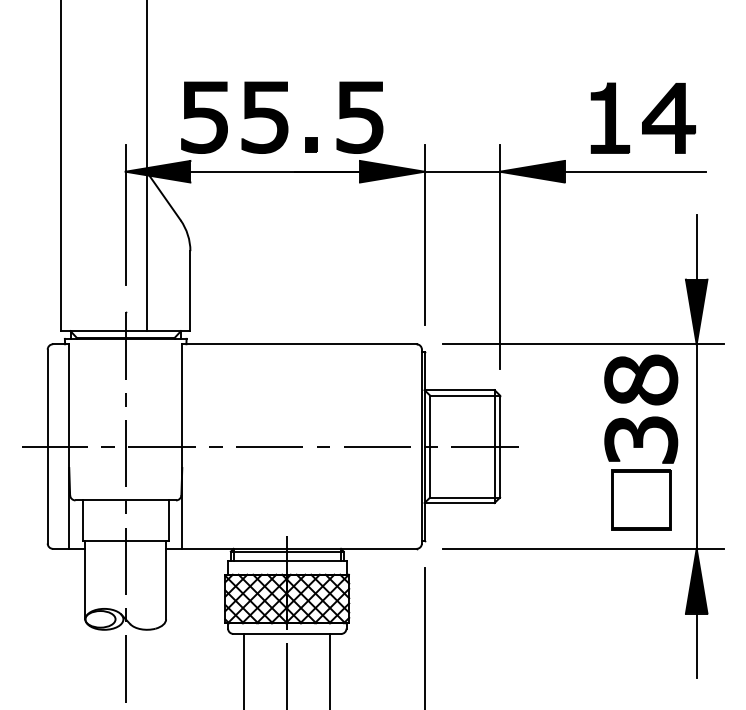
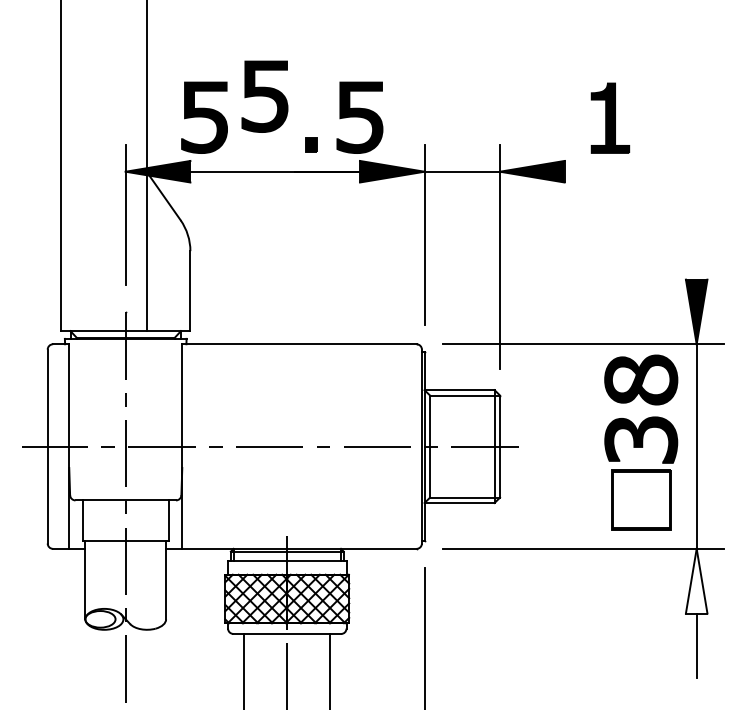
part position: (264, 117) -> (264, 96) (264, 96)
part: present -> none (668, 118)
line: present -> none (635, 171)
line: present -> none (696, 247)
fill: present -> none (696, 580)
